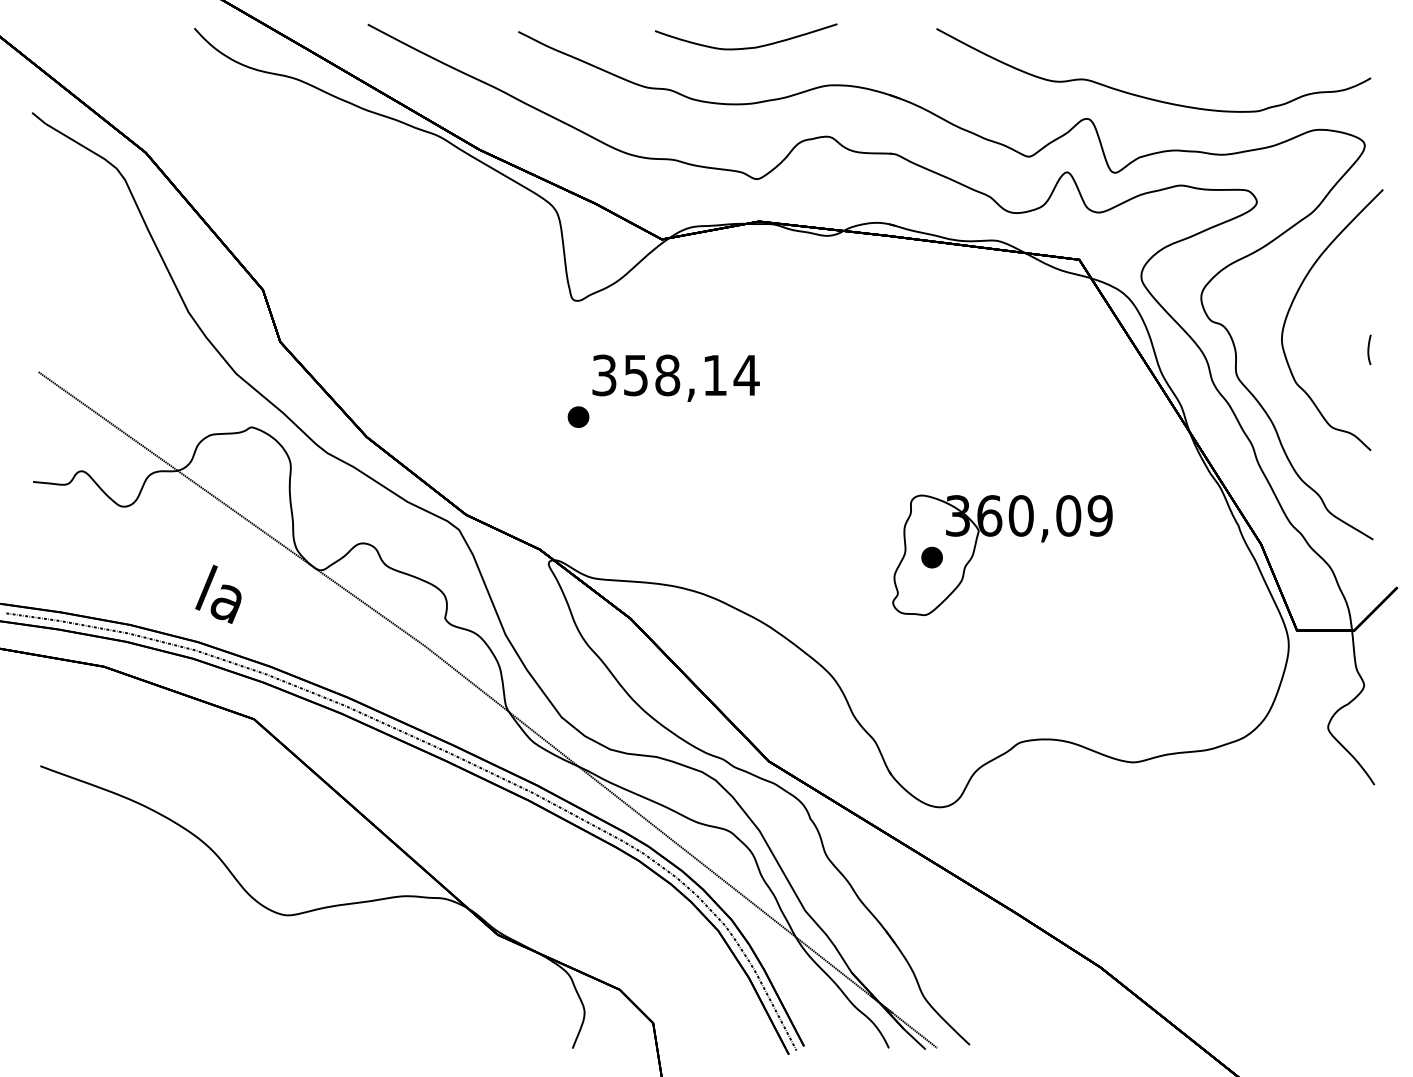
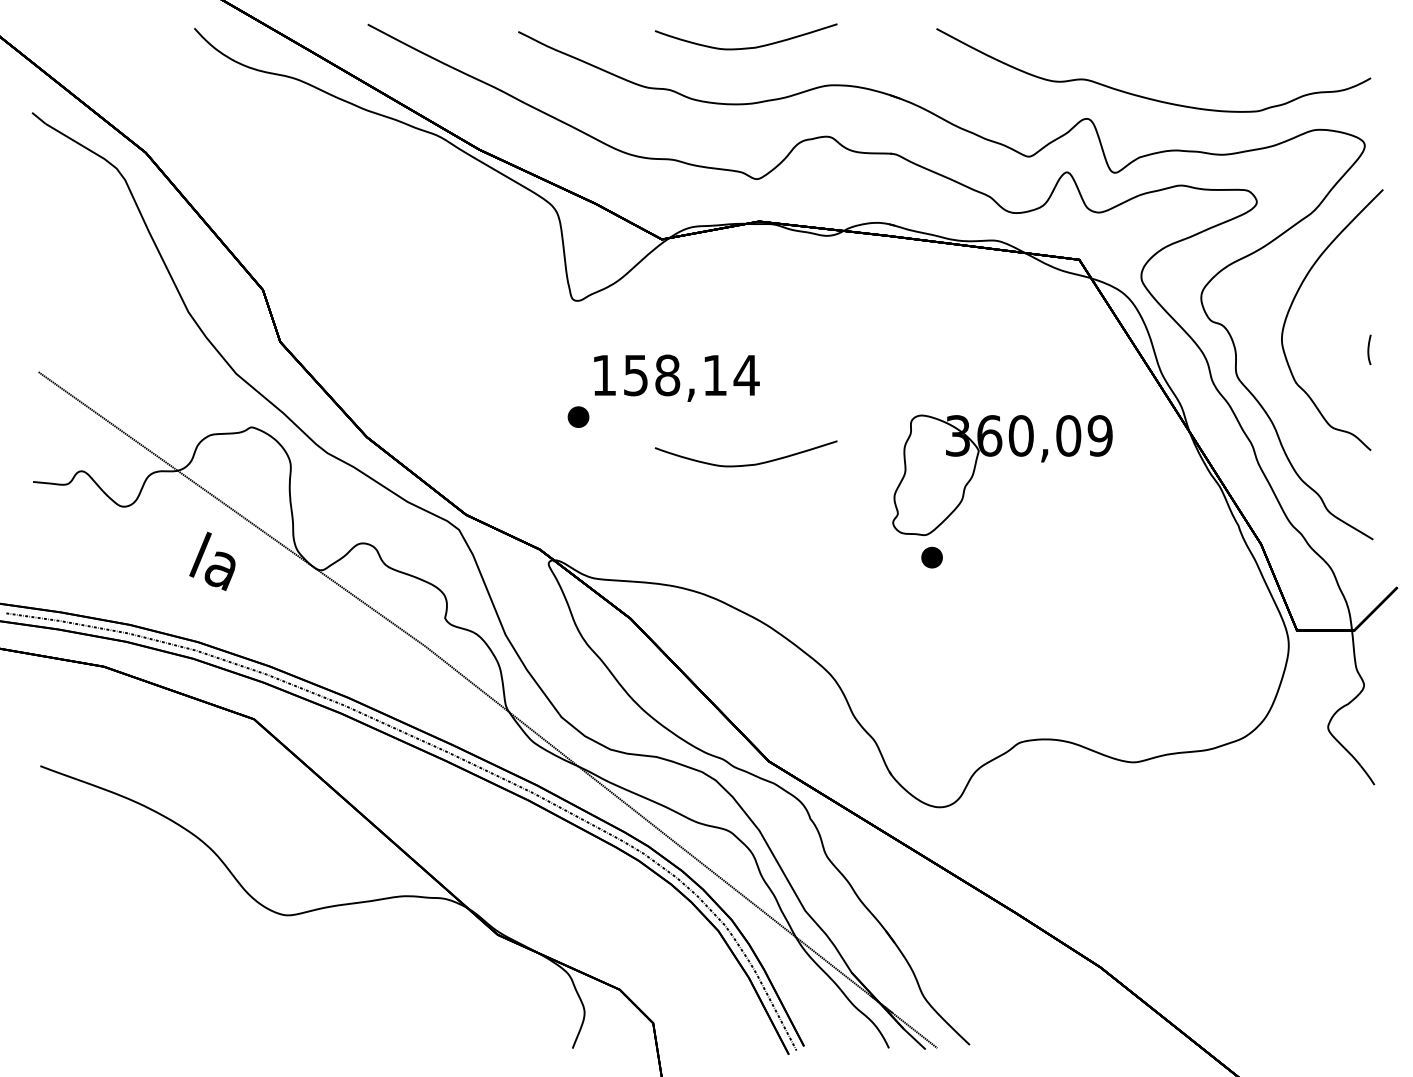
text: 358,14 -> 158,14 (604, 375)
part: none -> present (745, 464)
part position: (994, 536) -> (994, 456) (994, 456)
text position: (218, 593) -> (212, 560) (212, 560)
